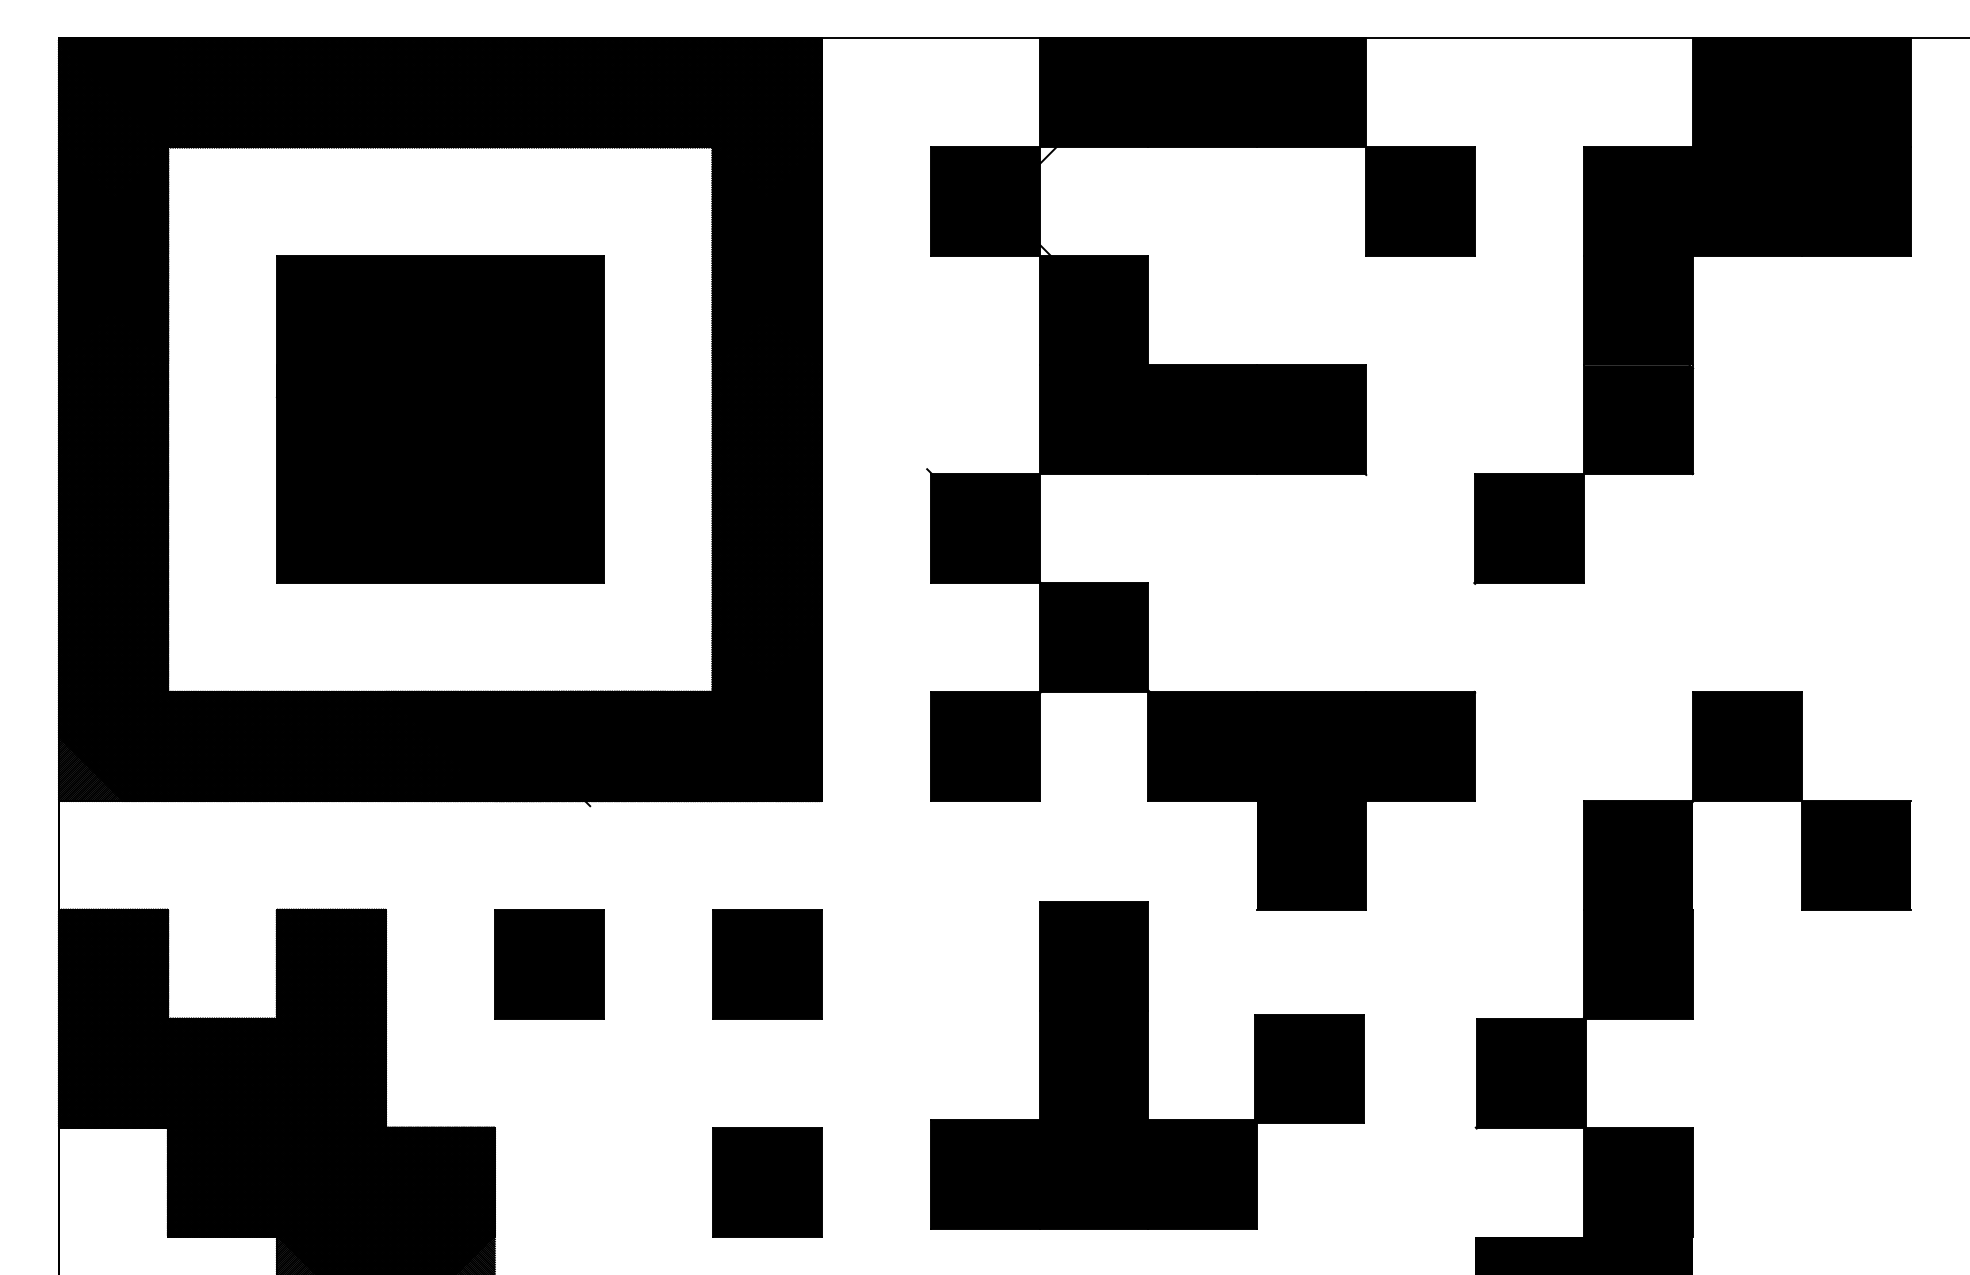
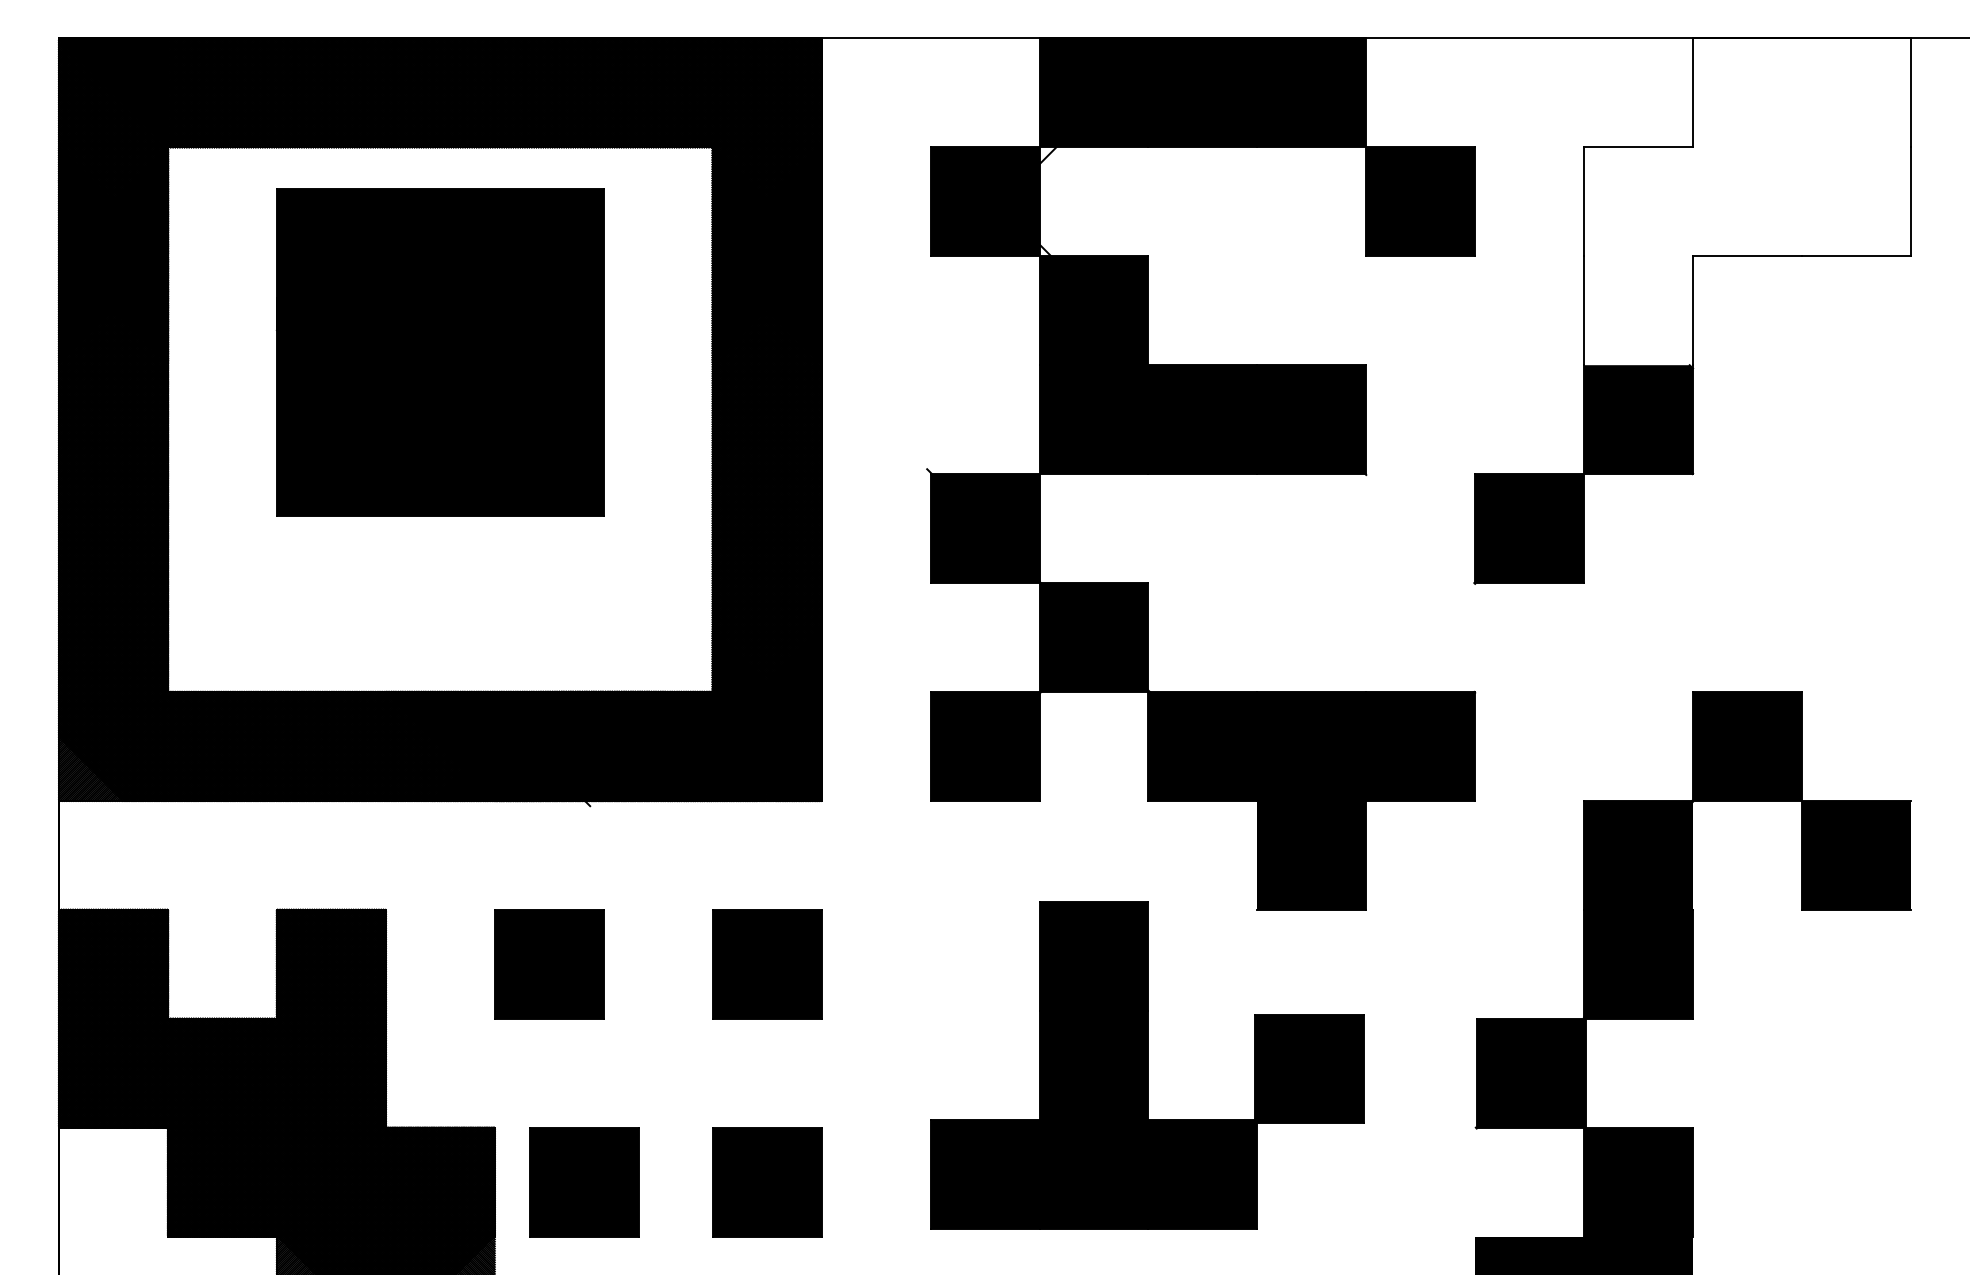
fill: present -> none (1747, 201)
part position: (439, 419) -> (439, 352) (439, 352)
part: none -> present (584, 1182)
